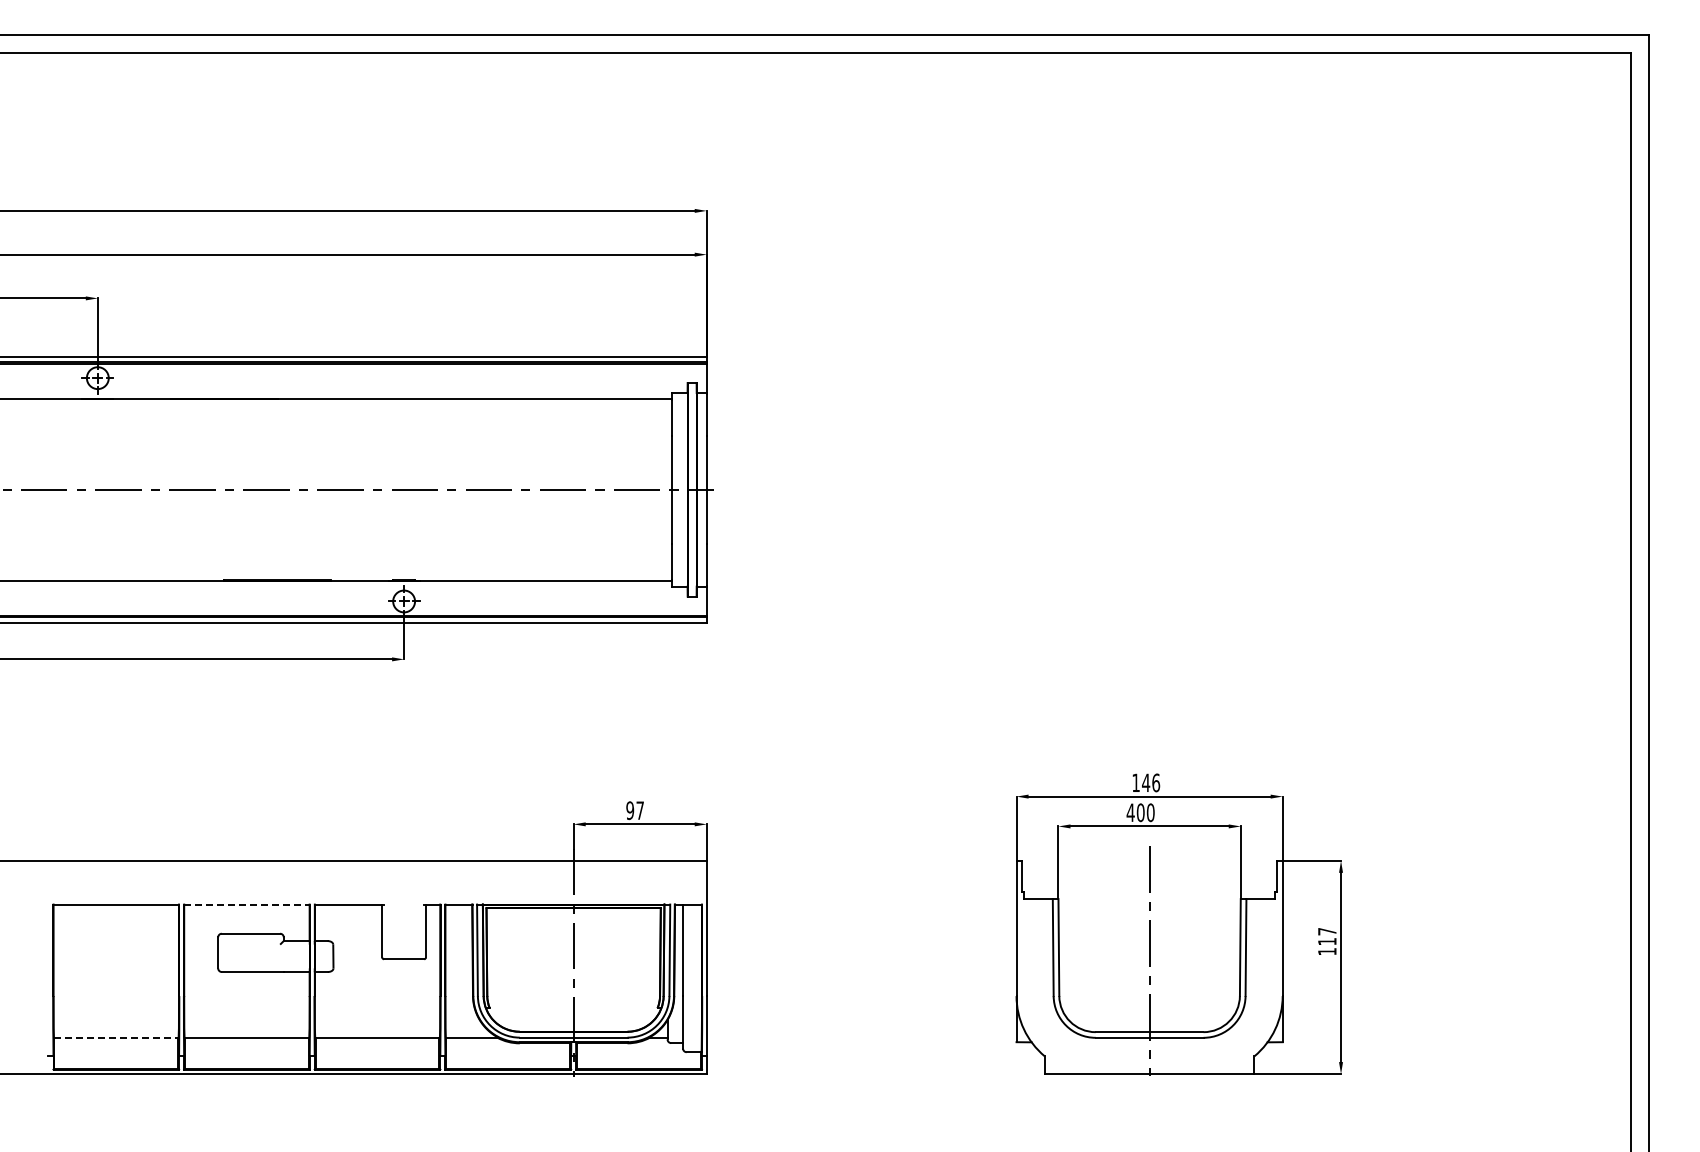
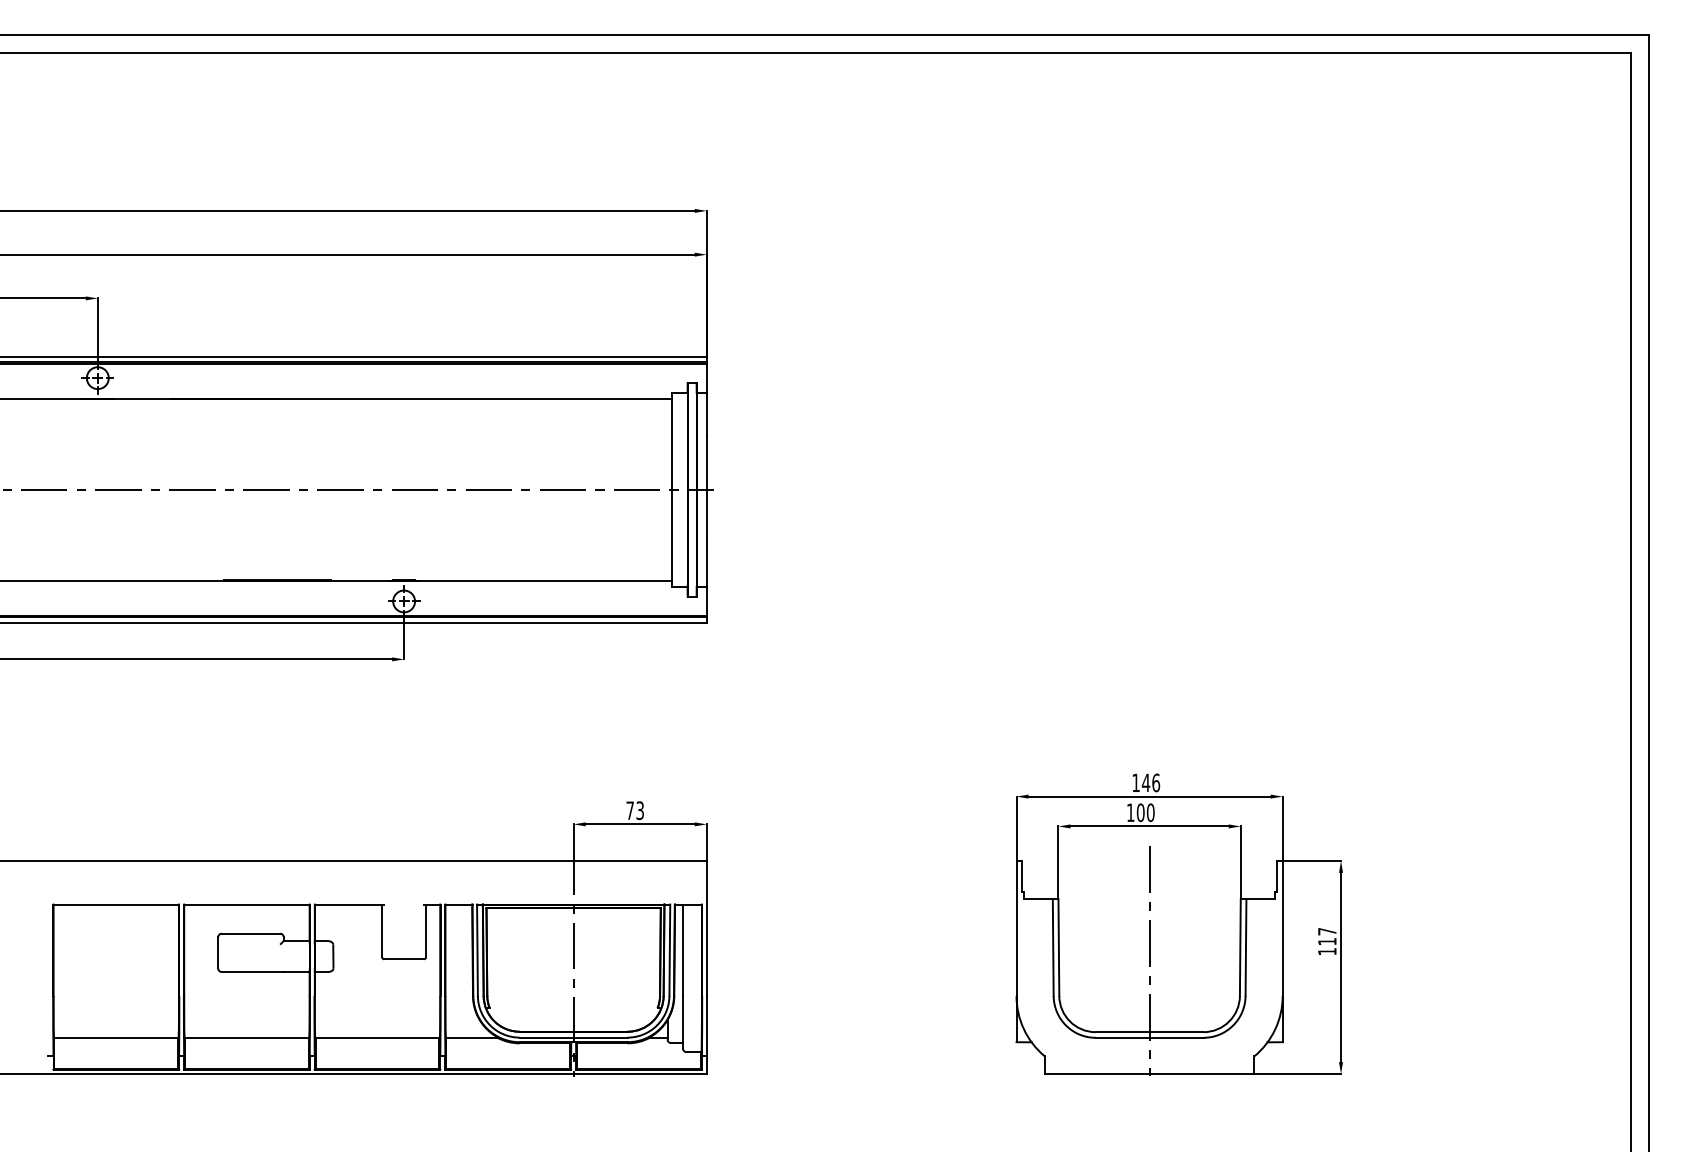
text: 97 -> 73 (634, 810)
text: 400 -> 100 (1130, 812)
line: dashed -> solid (247, 904)
line: dashed -> solid (116, 1037)
